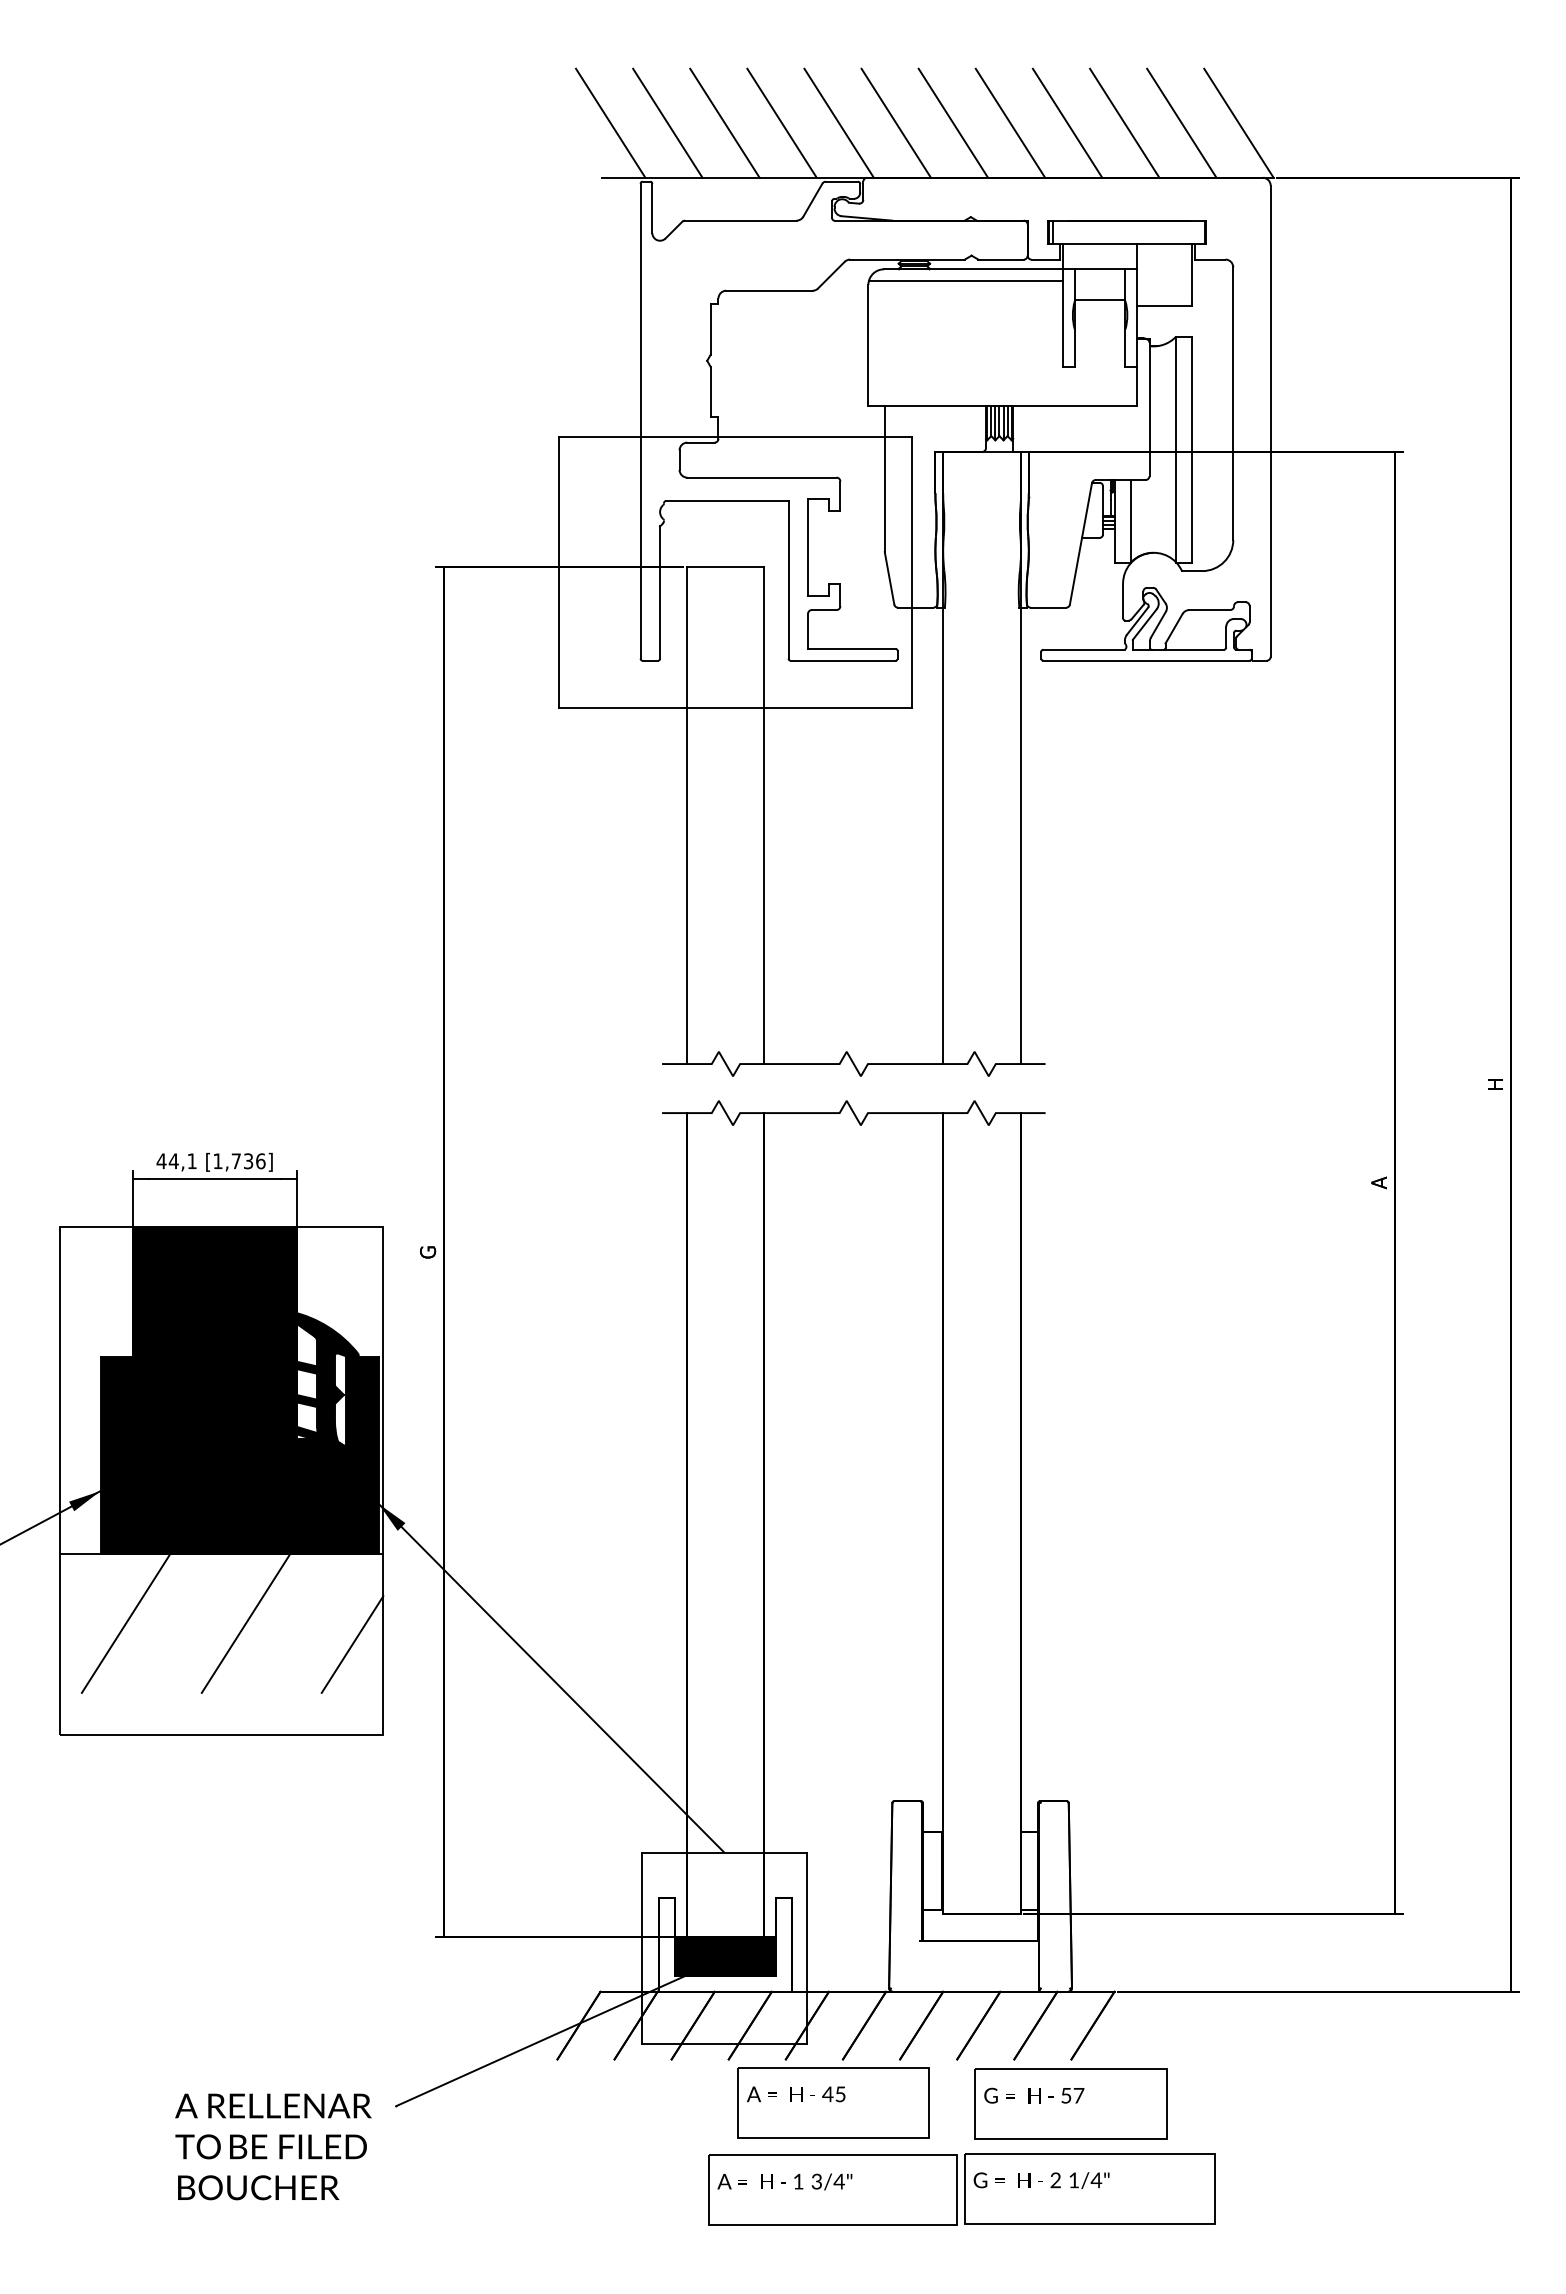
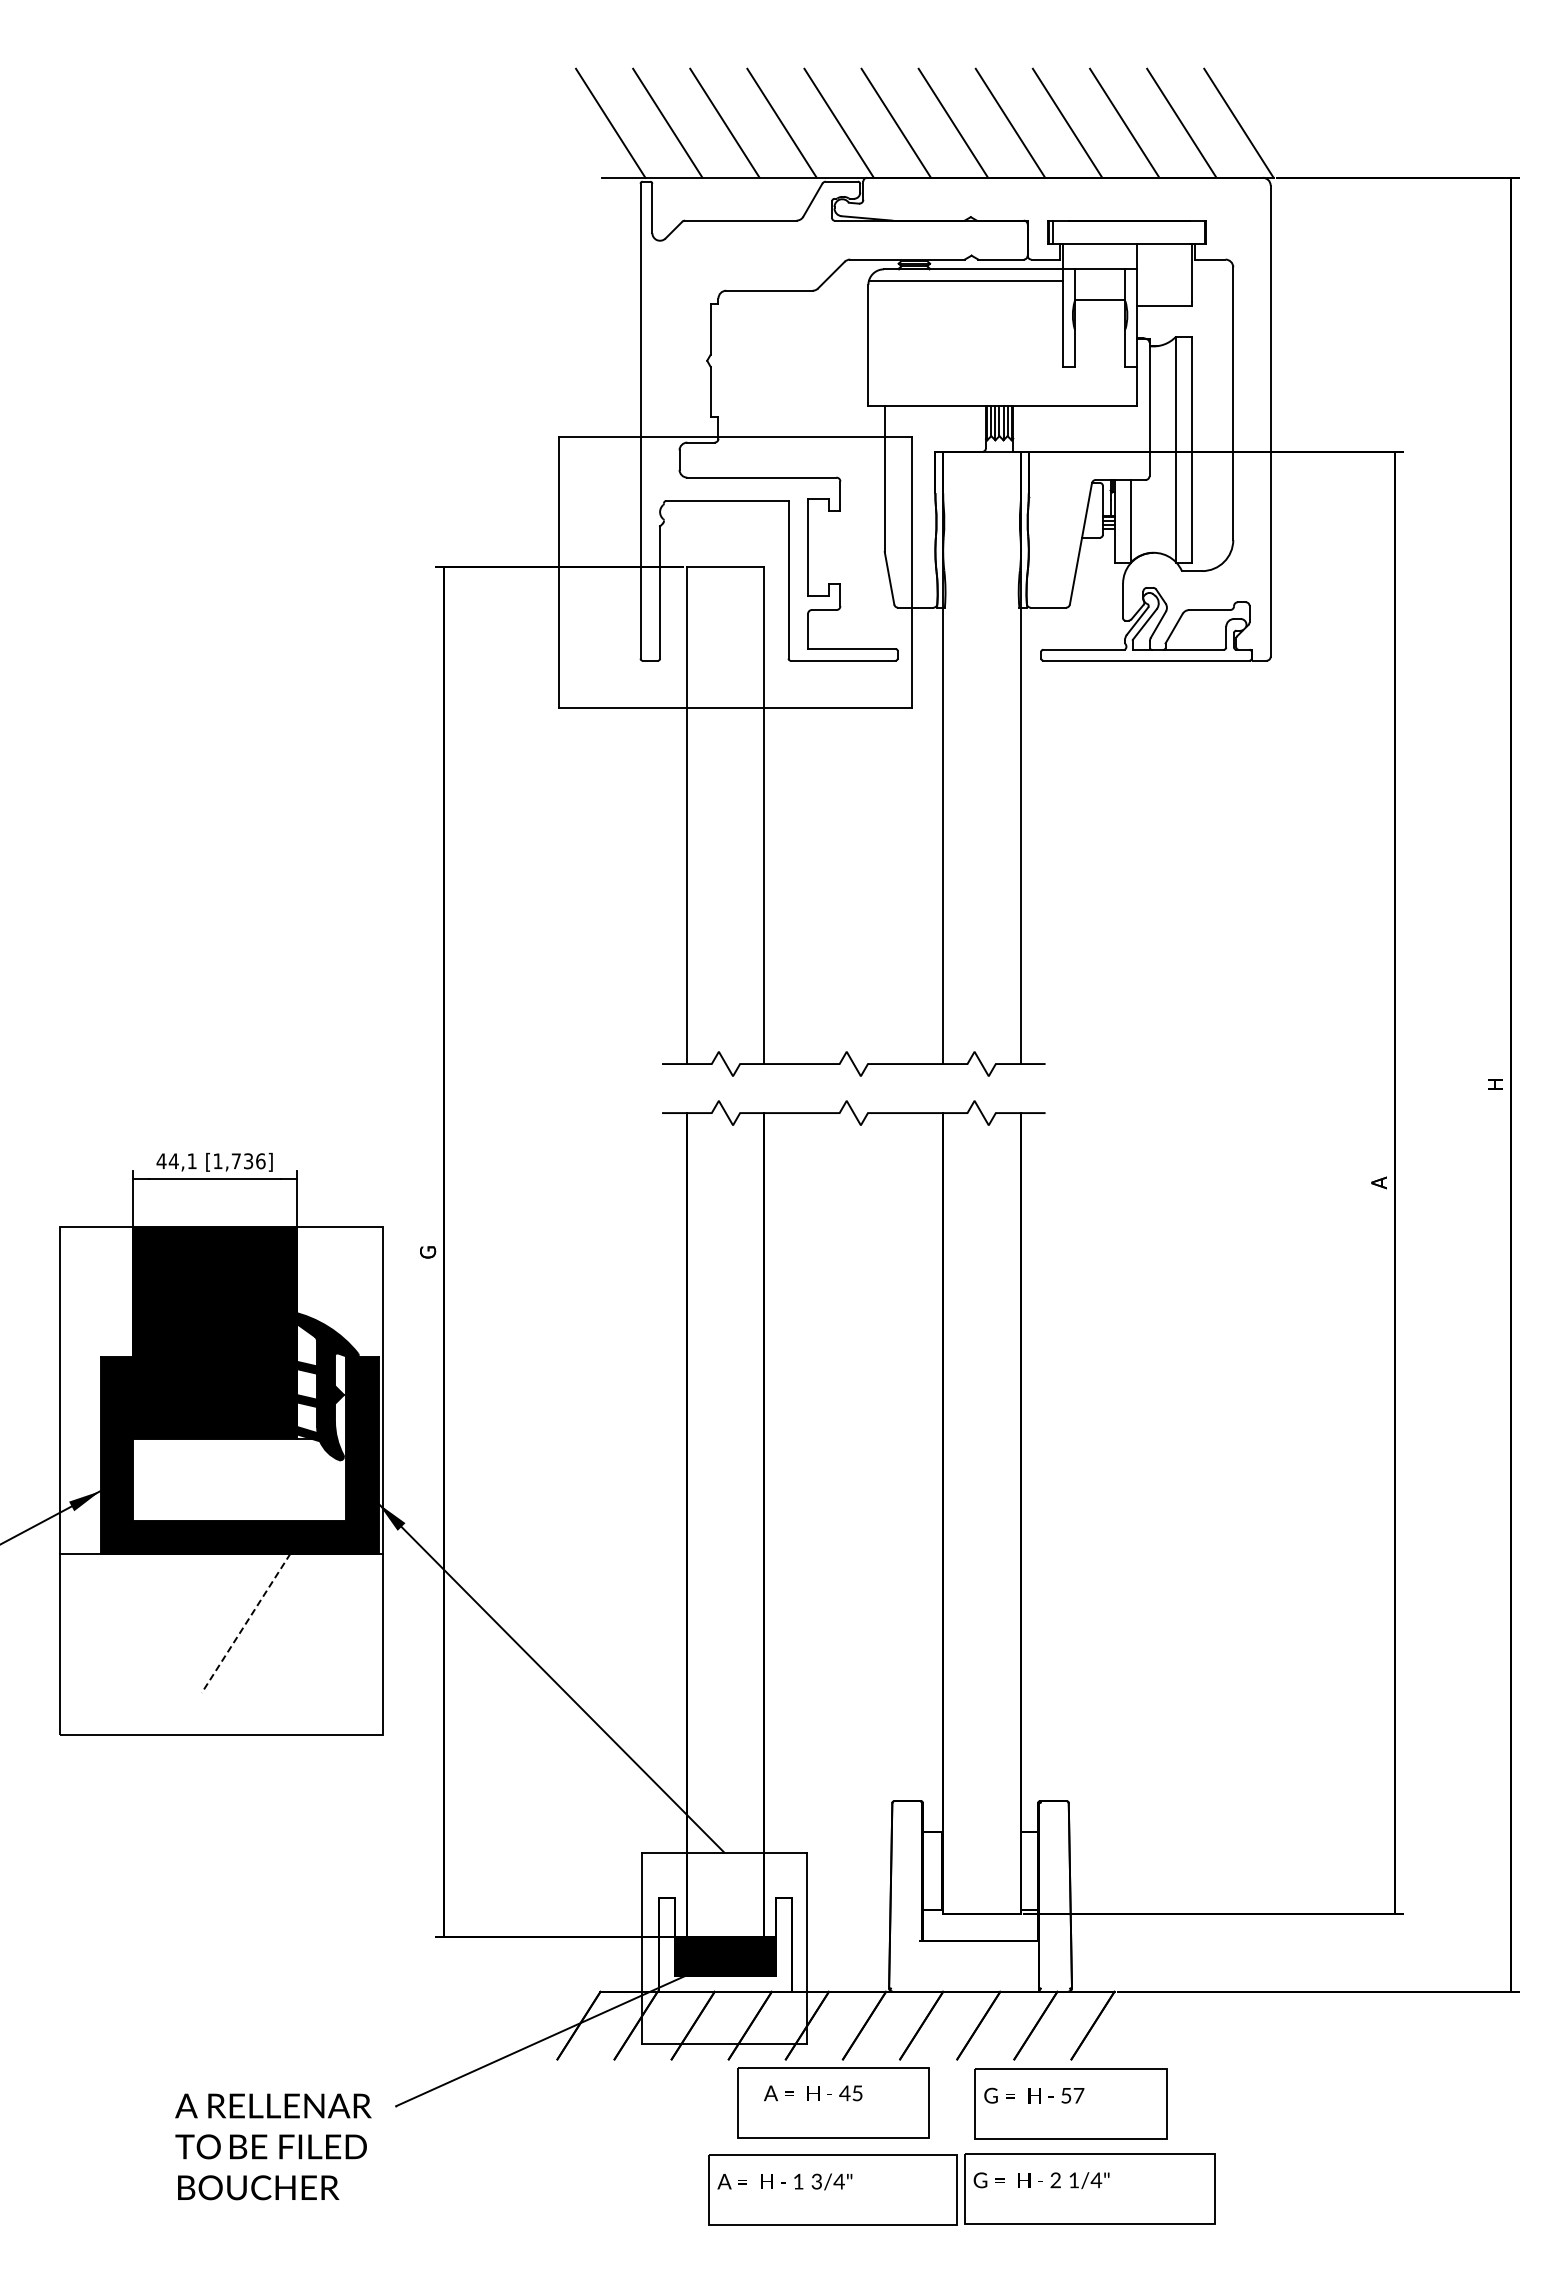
fill: present -> none (239, 1479)
line: present -> none (125, 1622)
line: solid -> dashed (246, 1623)
line: present -> none (352, 1644)
text position: (796, 2094) -> (813, 2093) (813, 2093)
